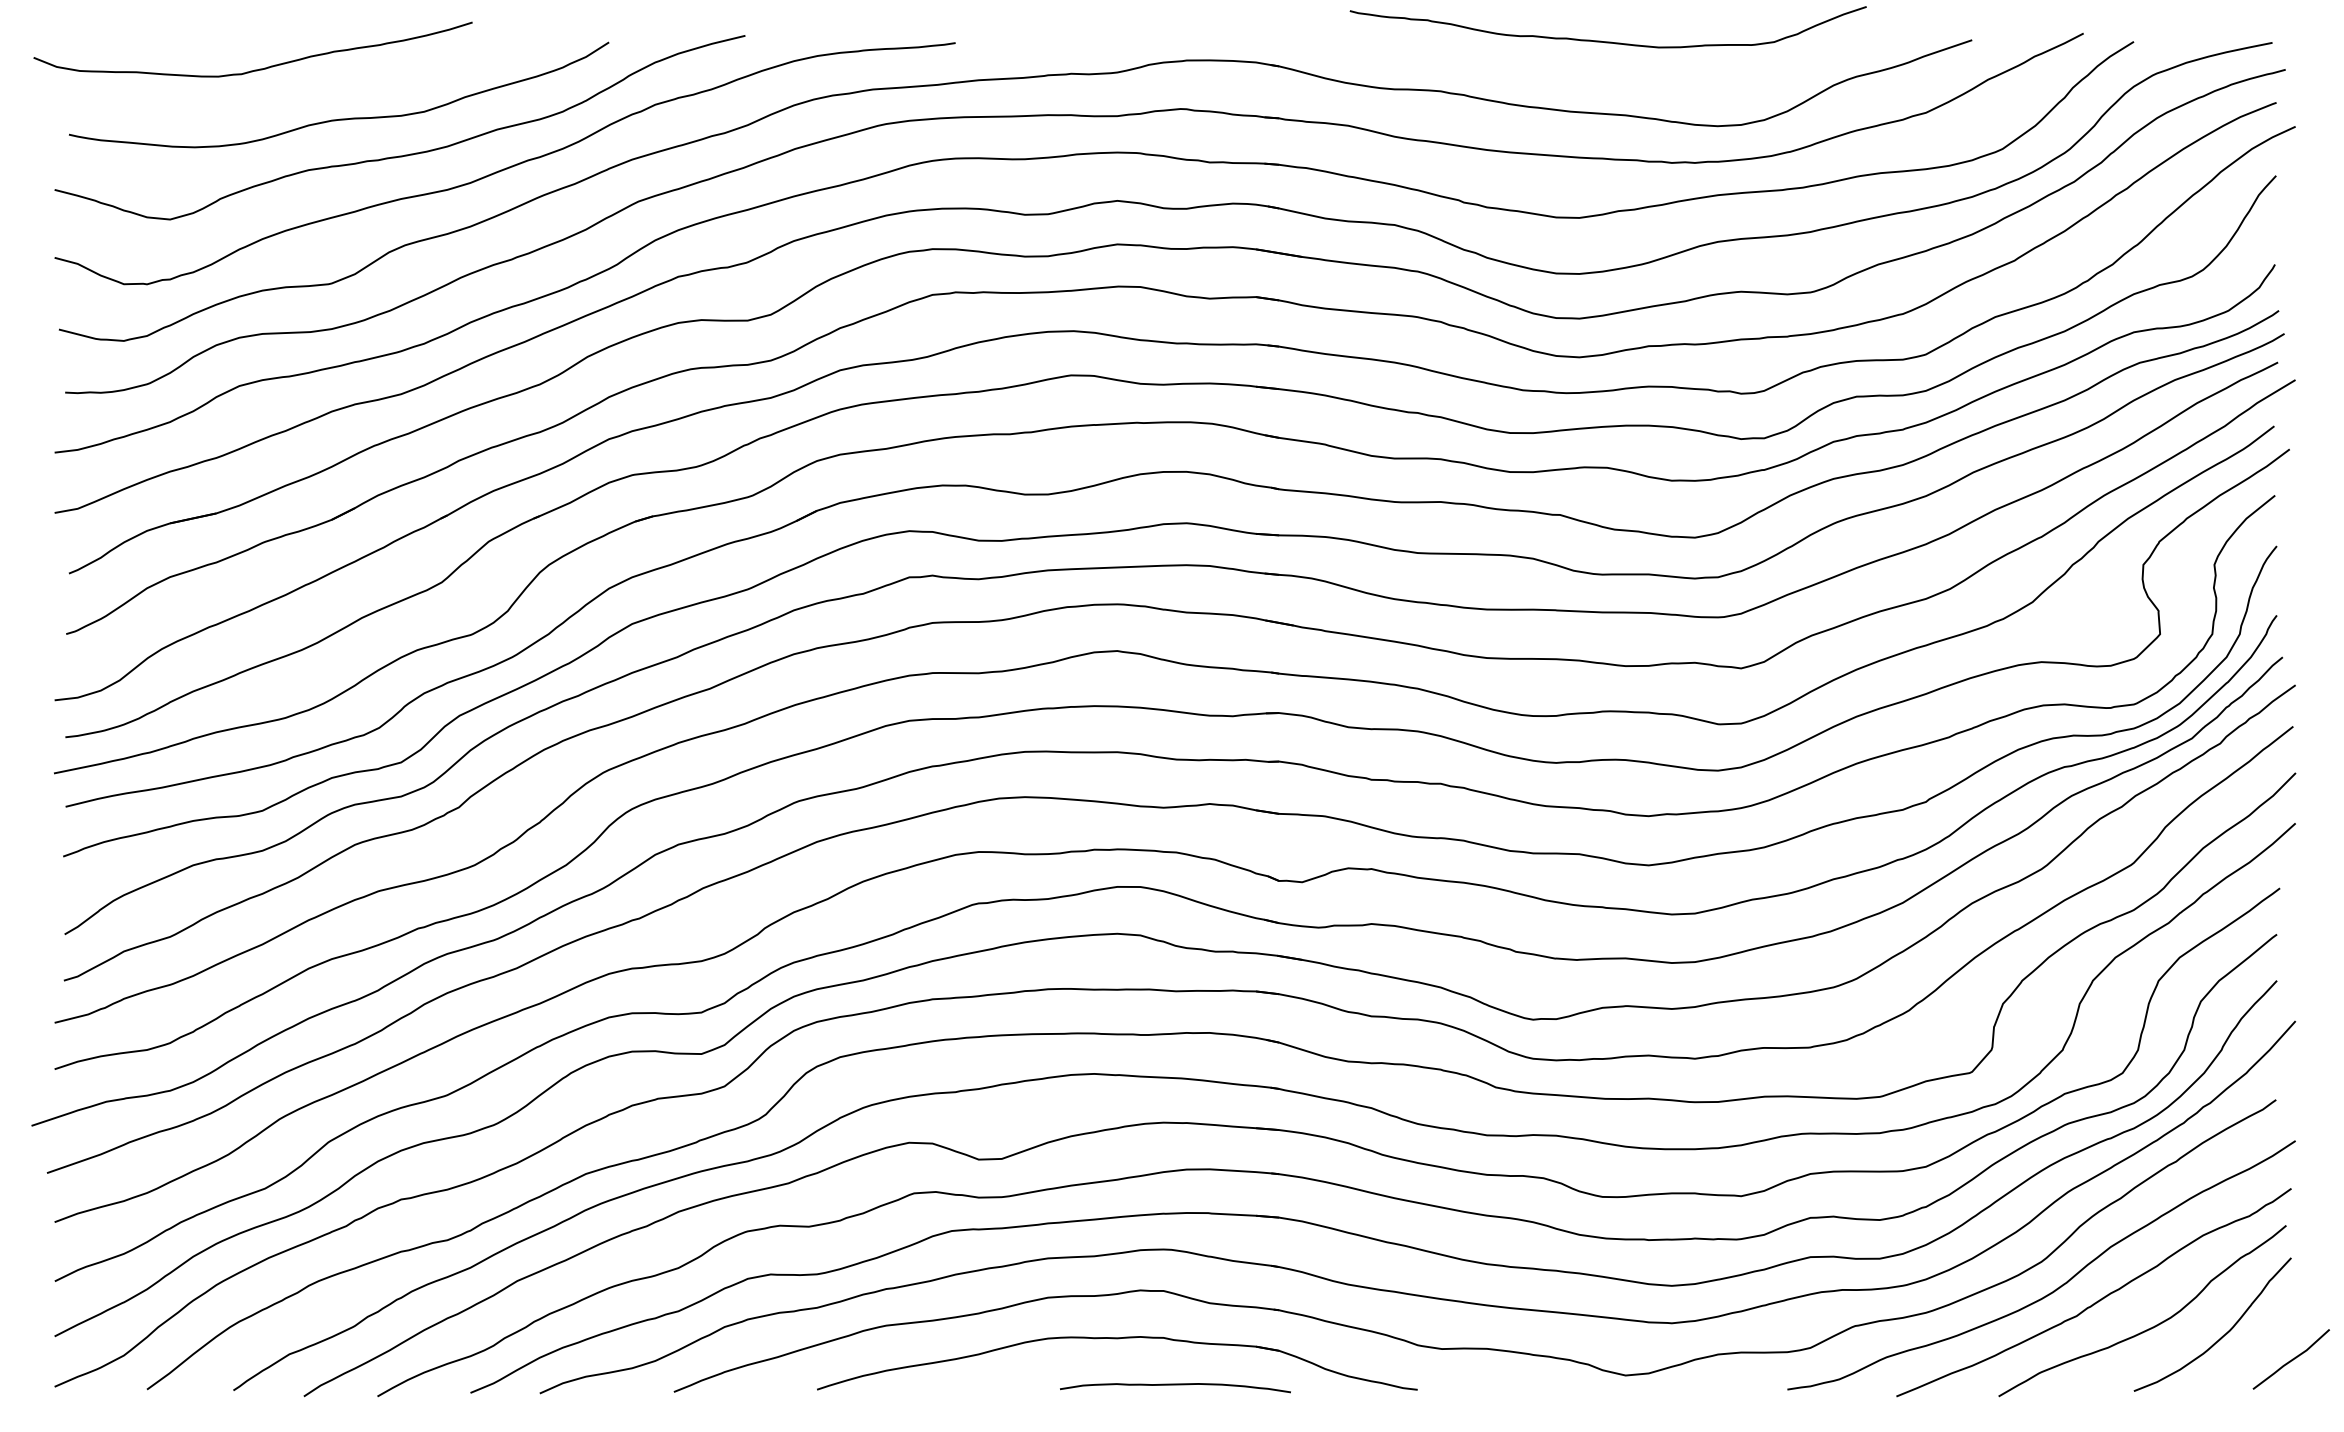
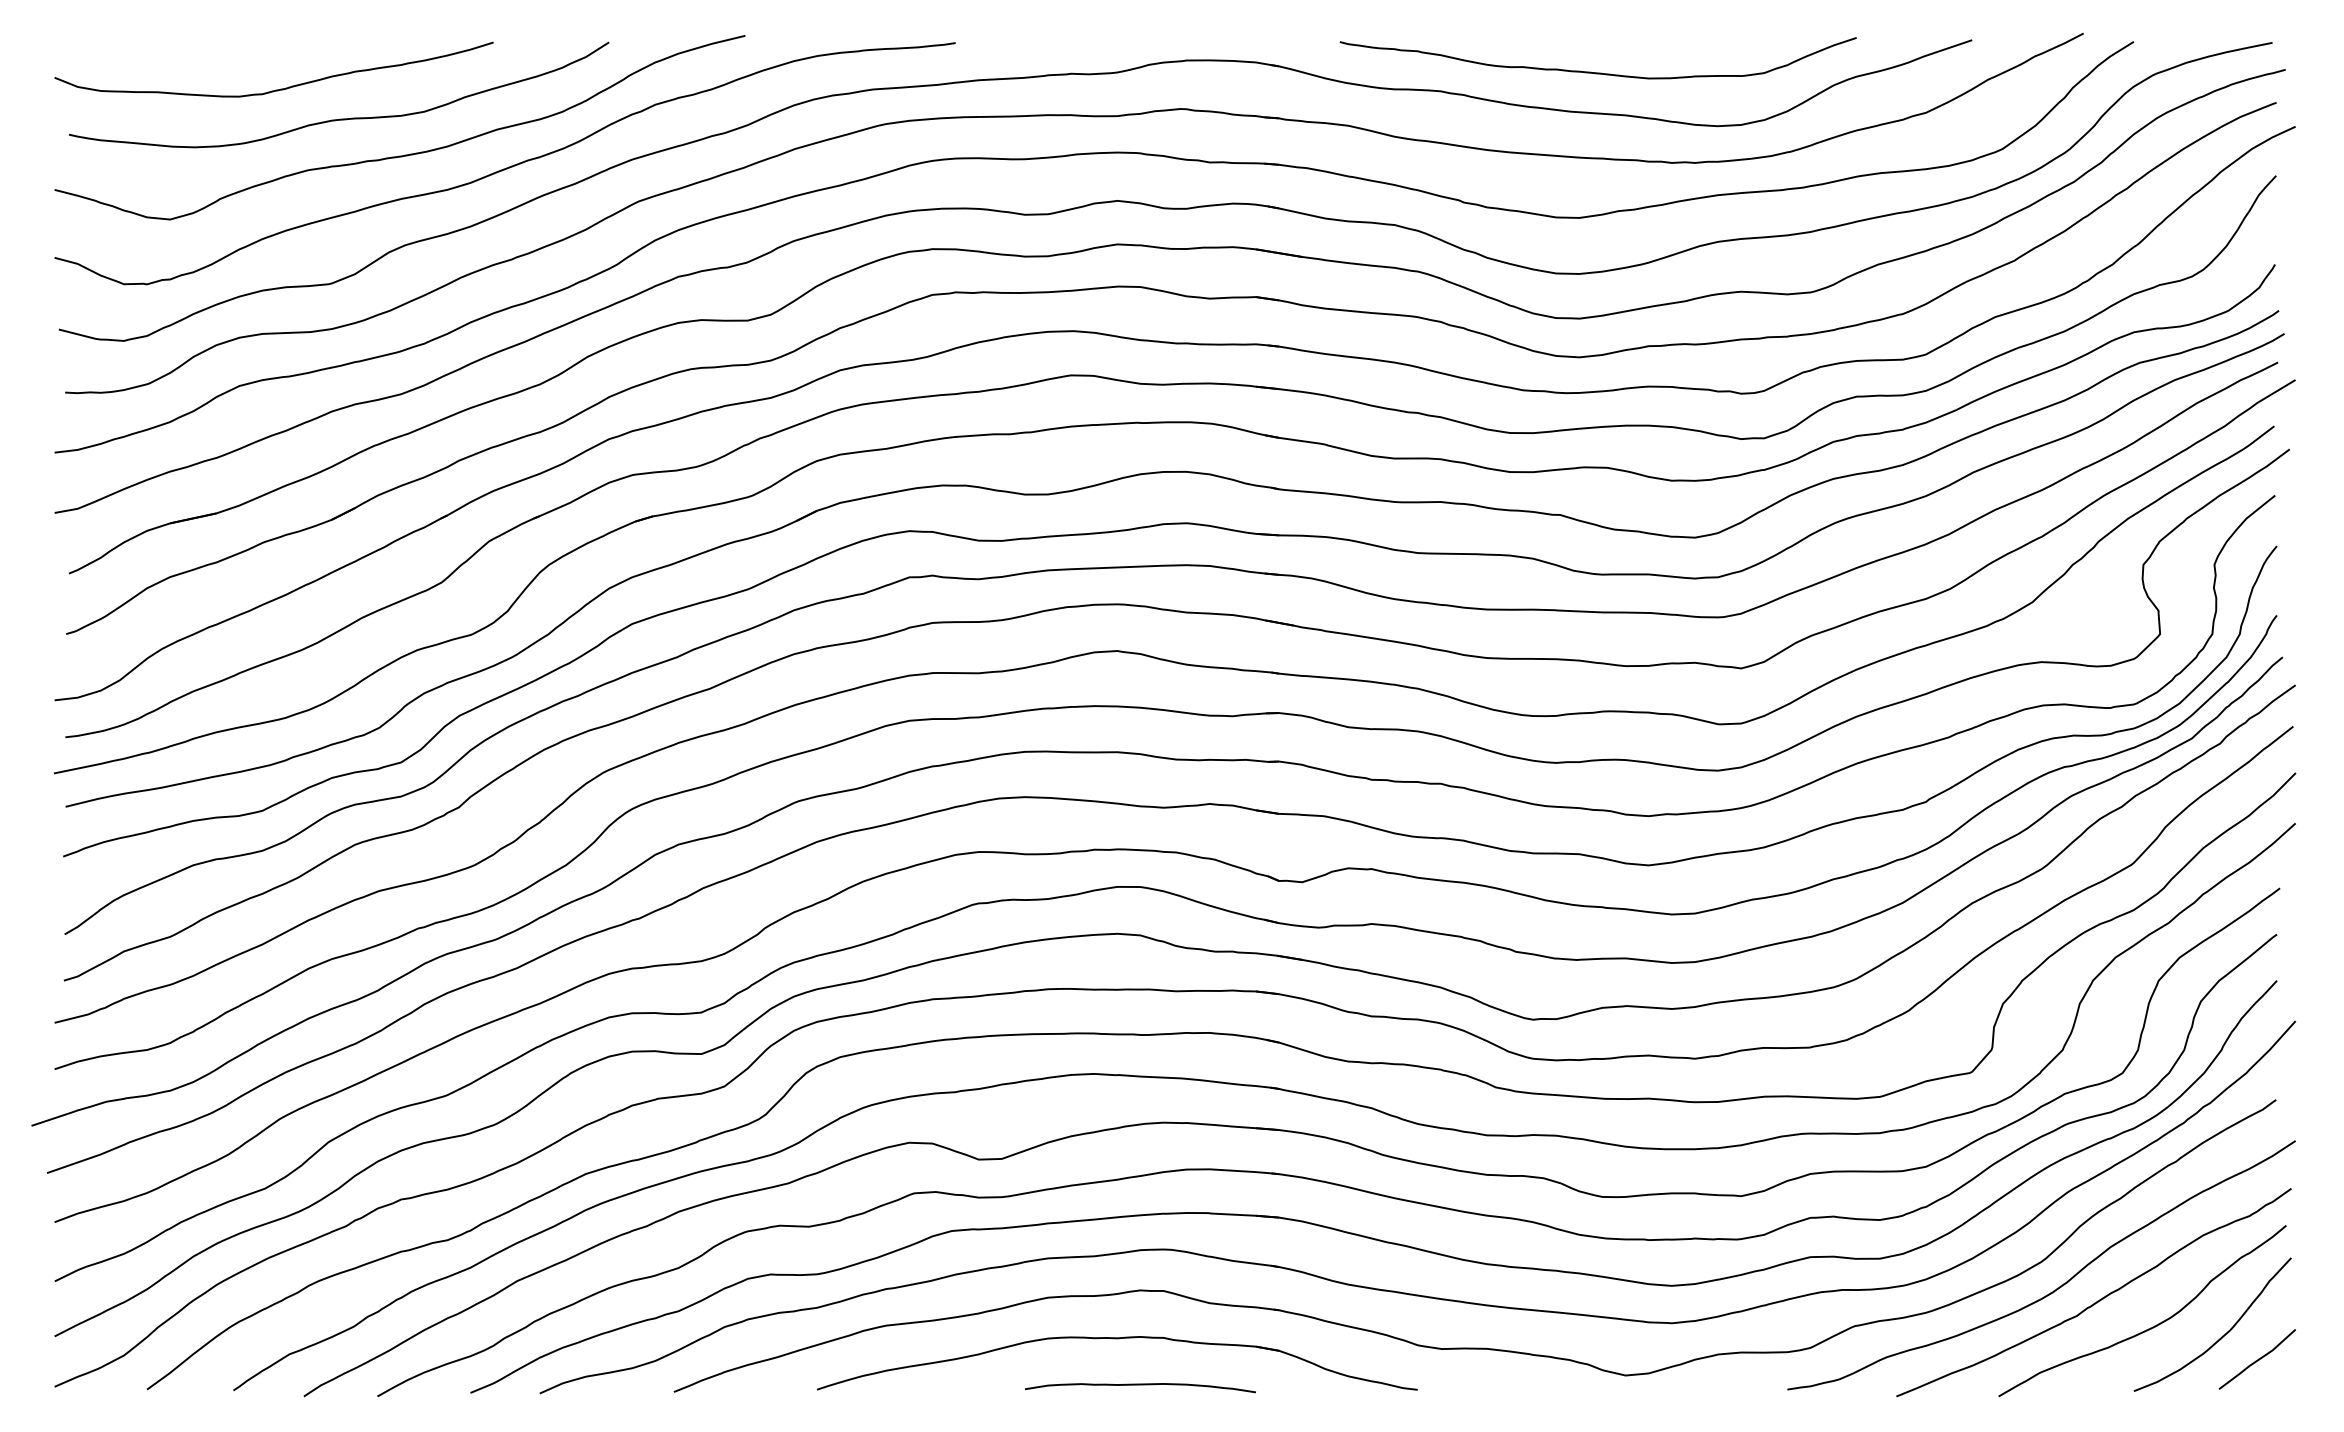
curve position: (1607, 41) -> (1597, 72) (1597, 72)
curve position: (254, 69) -> (275, 89) (275, 89)
line position: (2291, 1359) -> (2257, 1359) (2257, 1359)
curve position: (1175, 1385) -> (1140, 1385) (1140, 1385)
